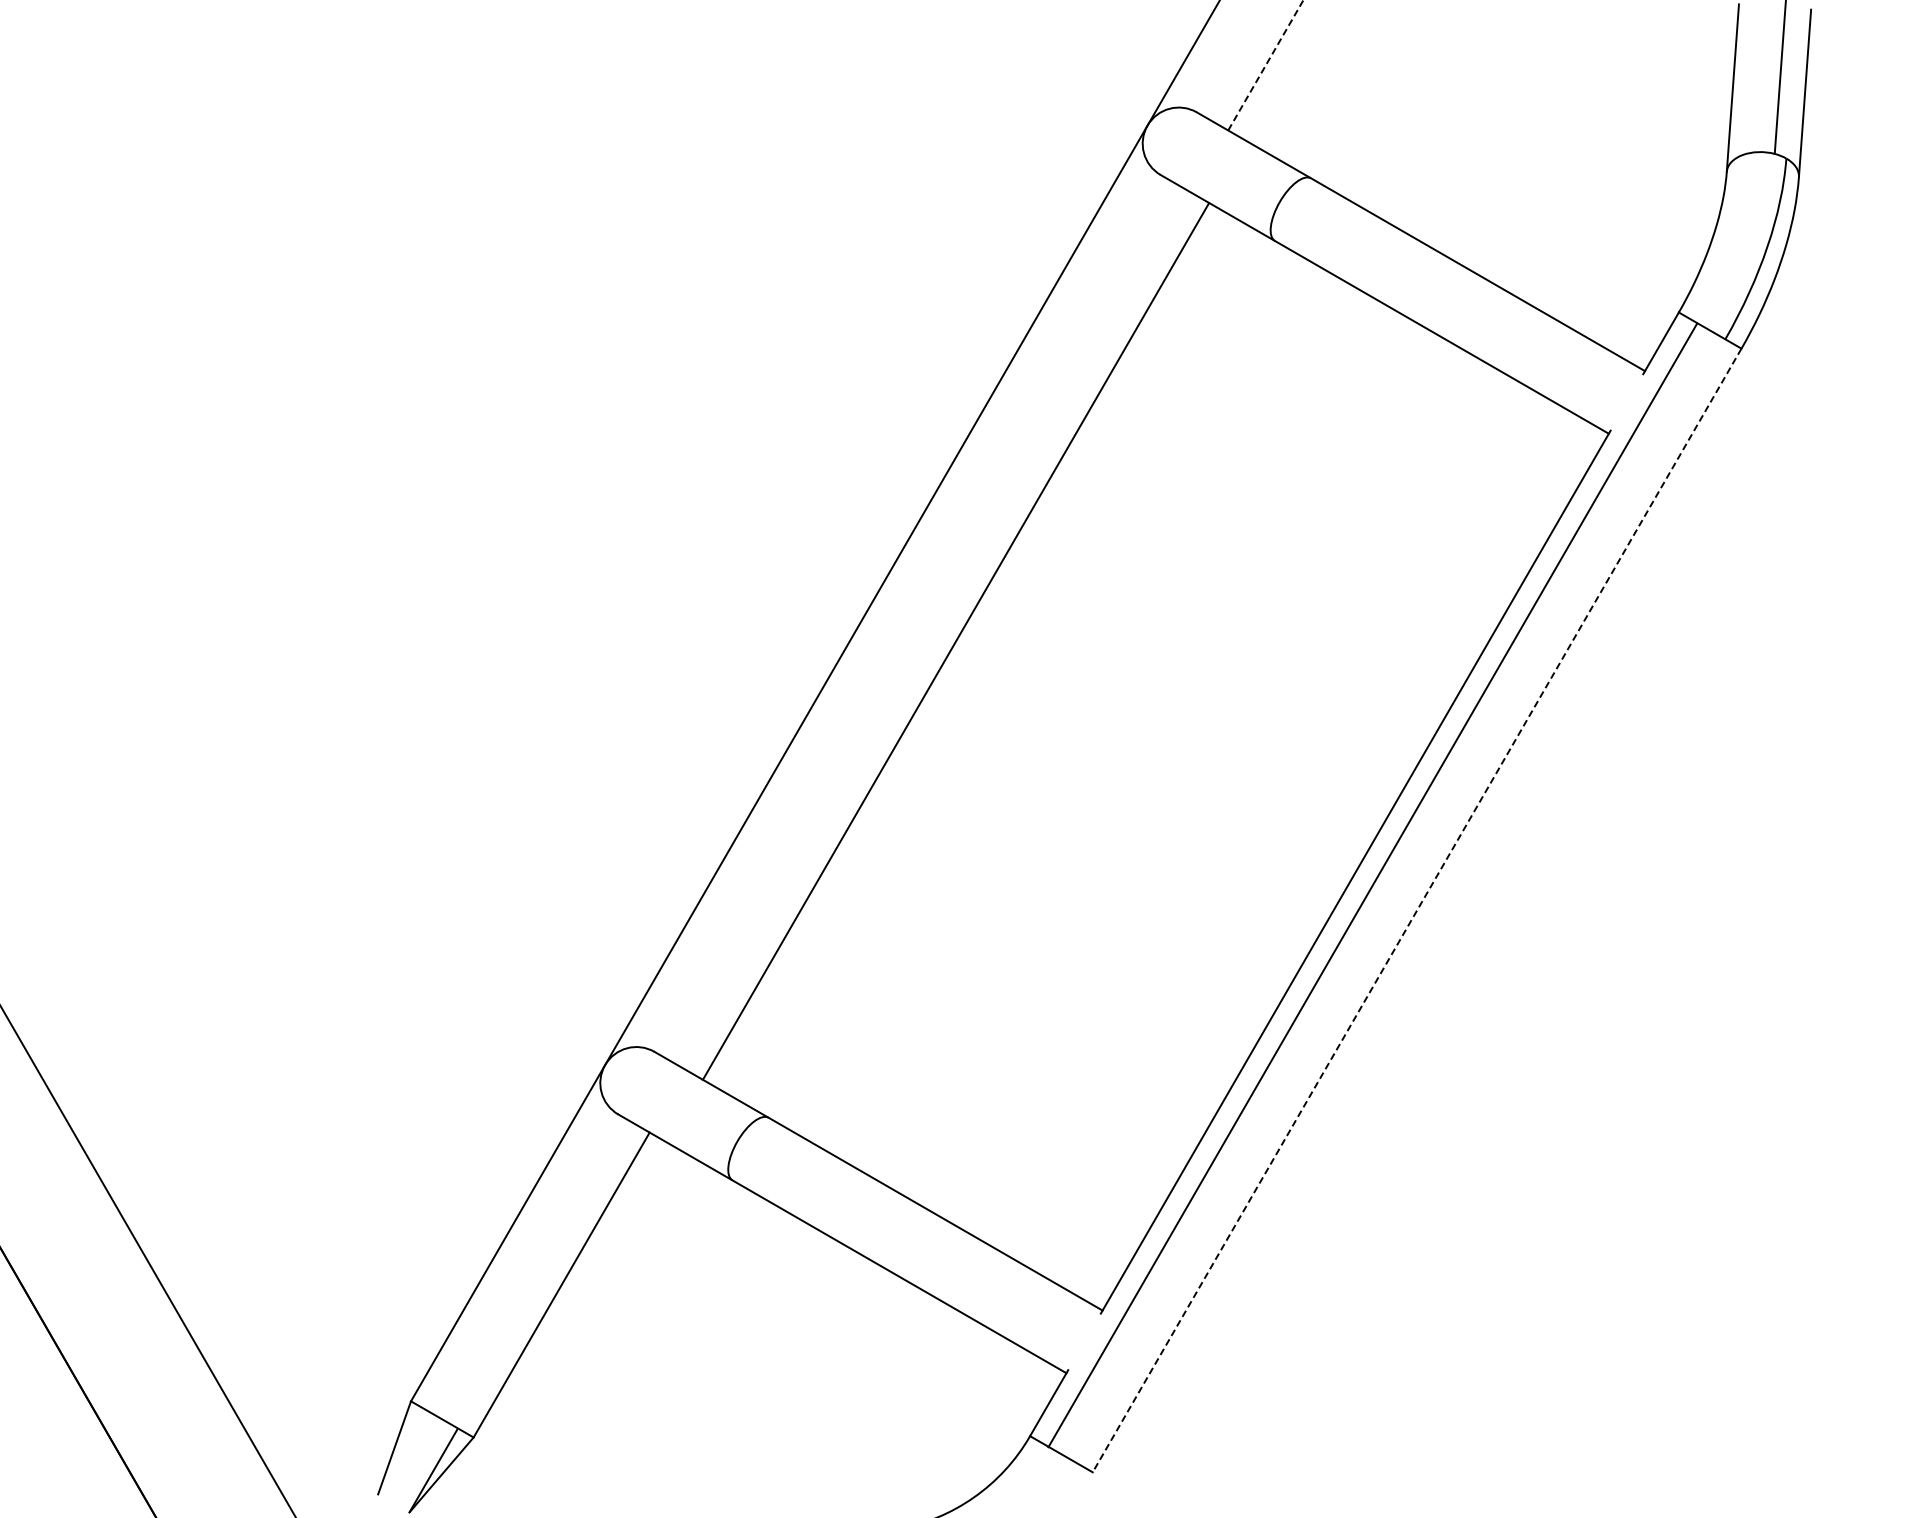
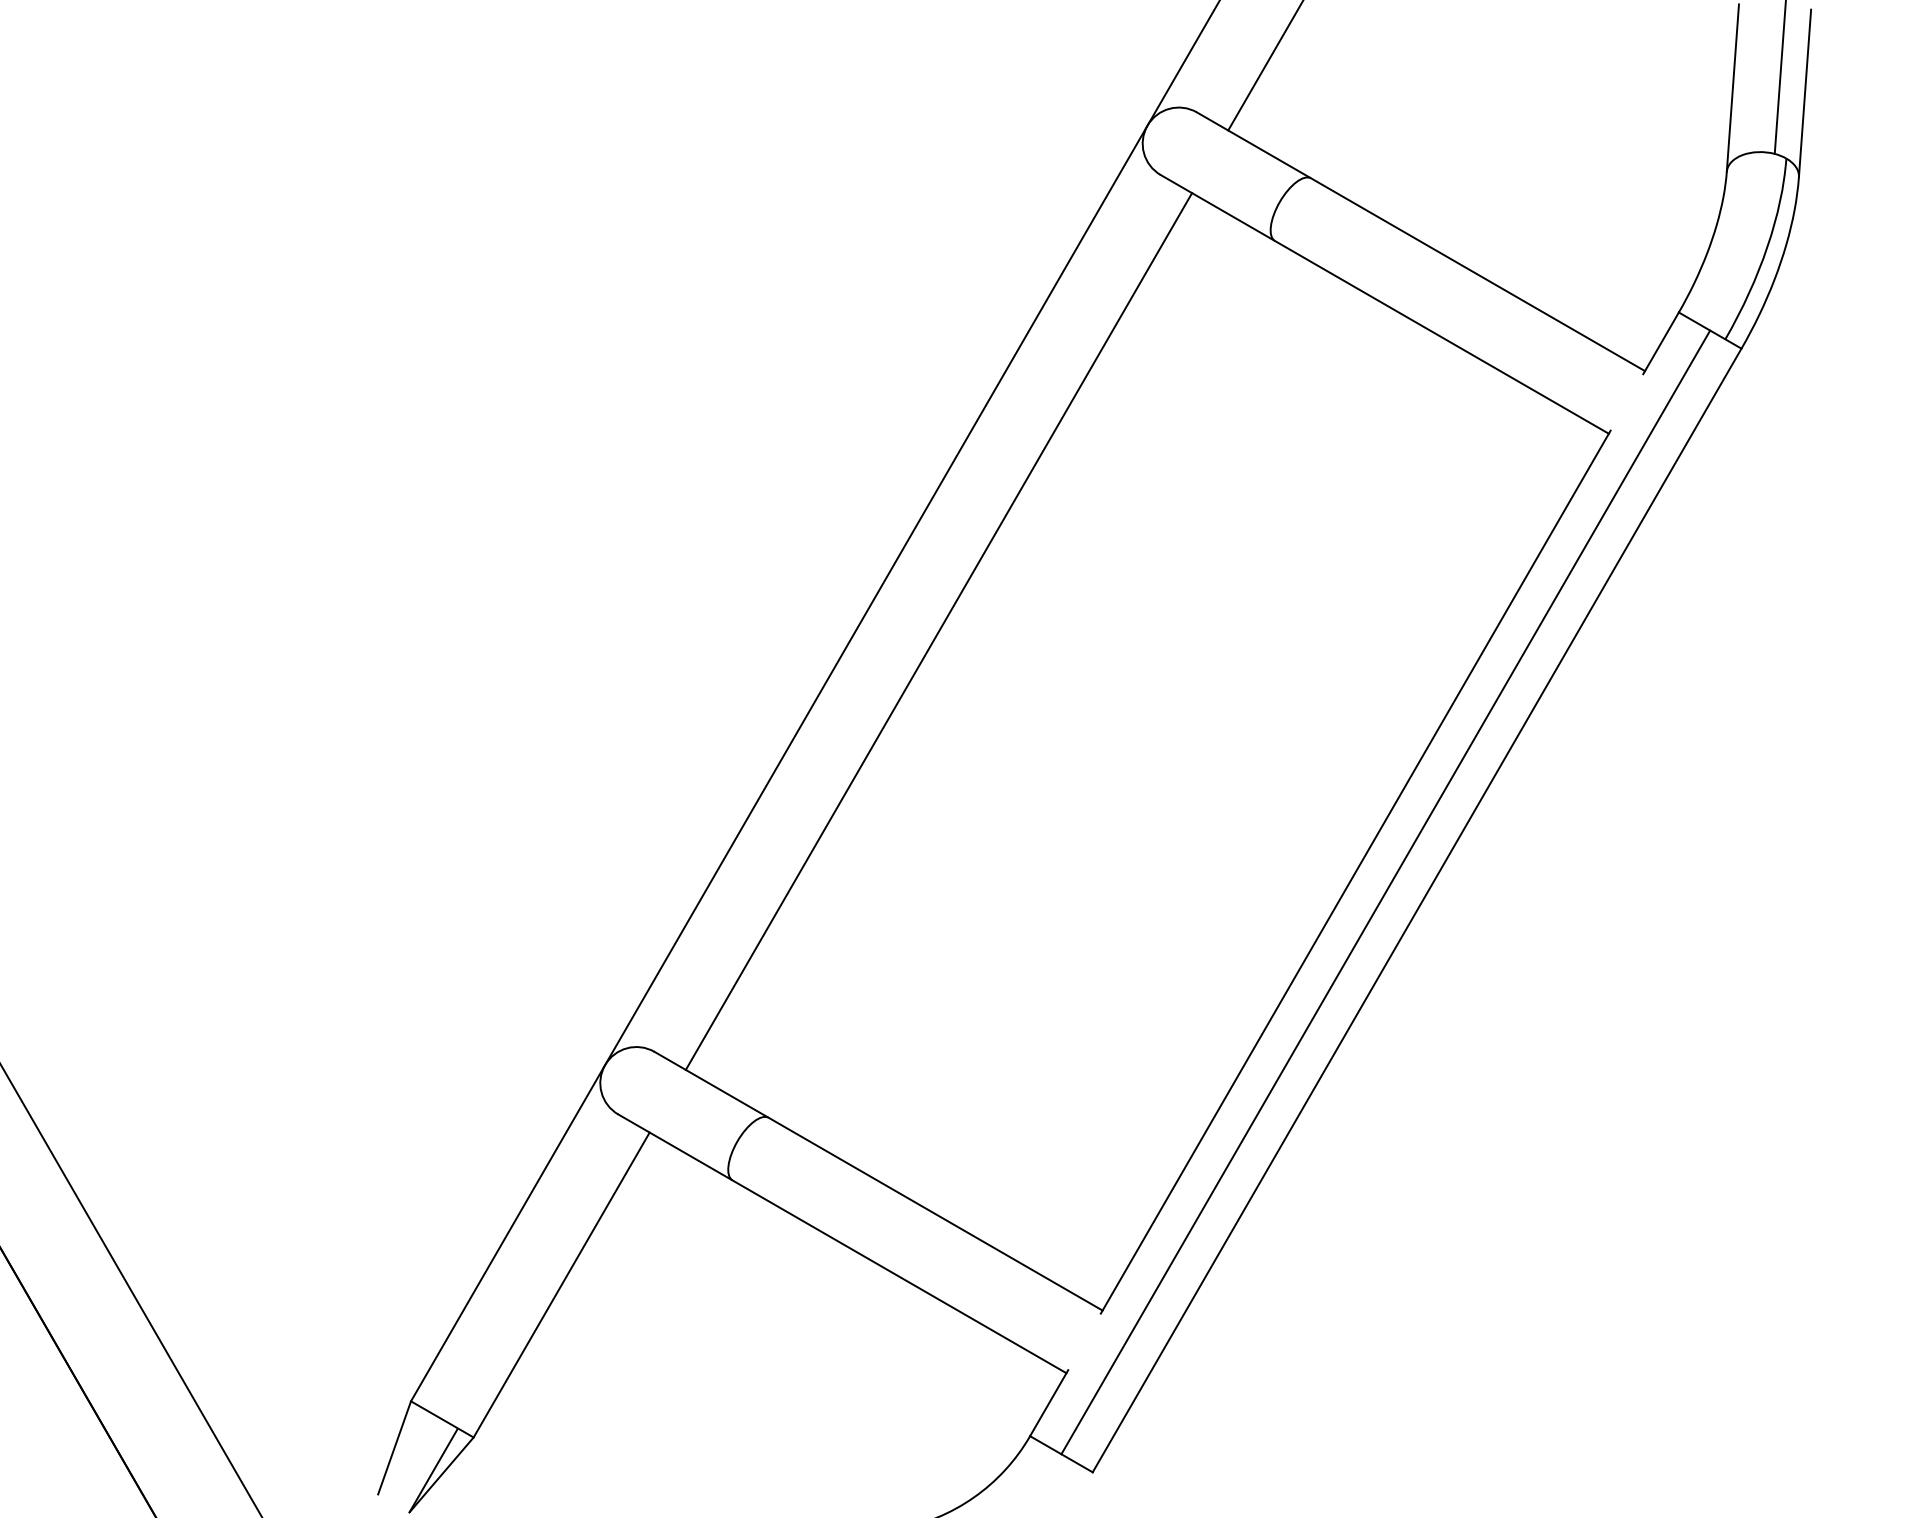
line: dashed -> solid (1265, 65)
line position: (955, 641) -> (938, 631) (938, 631)
line position: (1372, 885) -> (1385, 892) (1385, 892)
line: dashed -> solid (1417, 910)
line position: (148, 1261) -> (131, 1290) (131, 1290)
